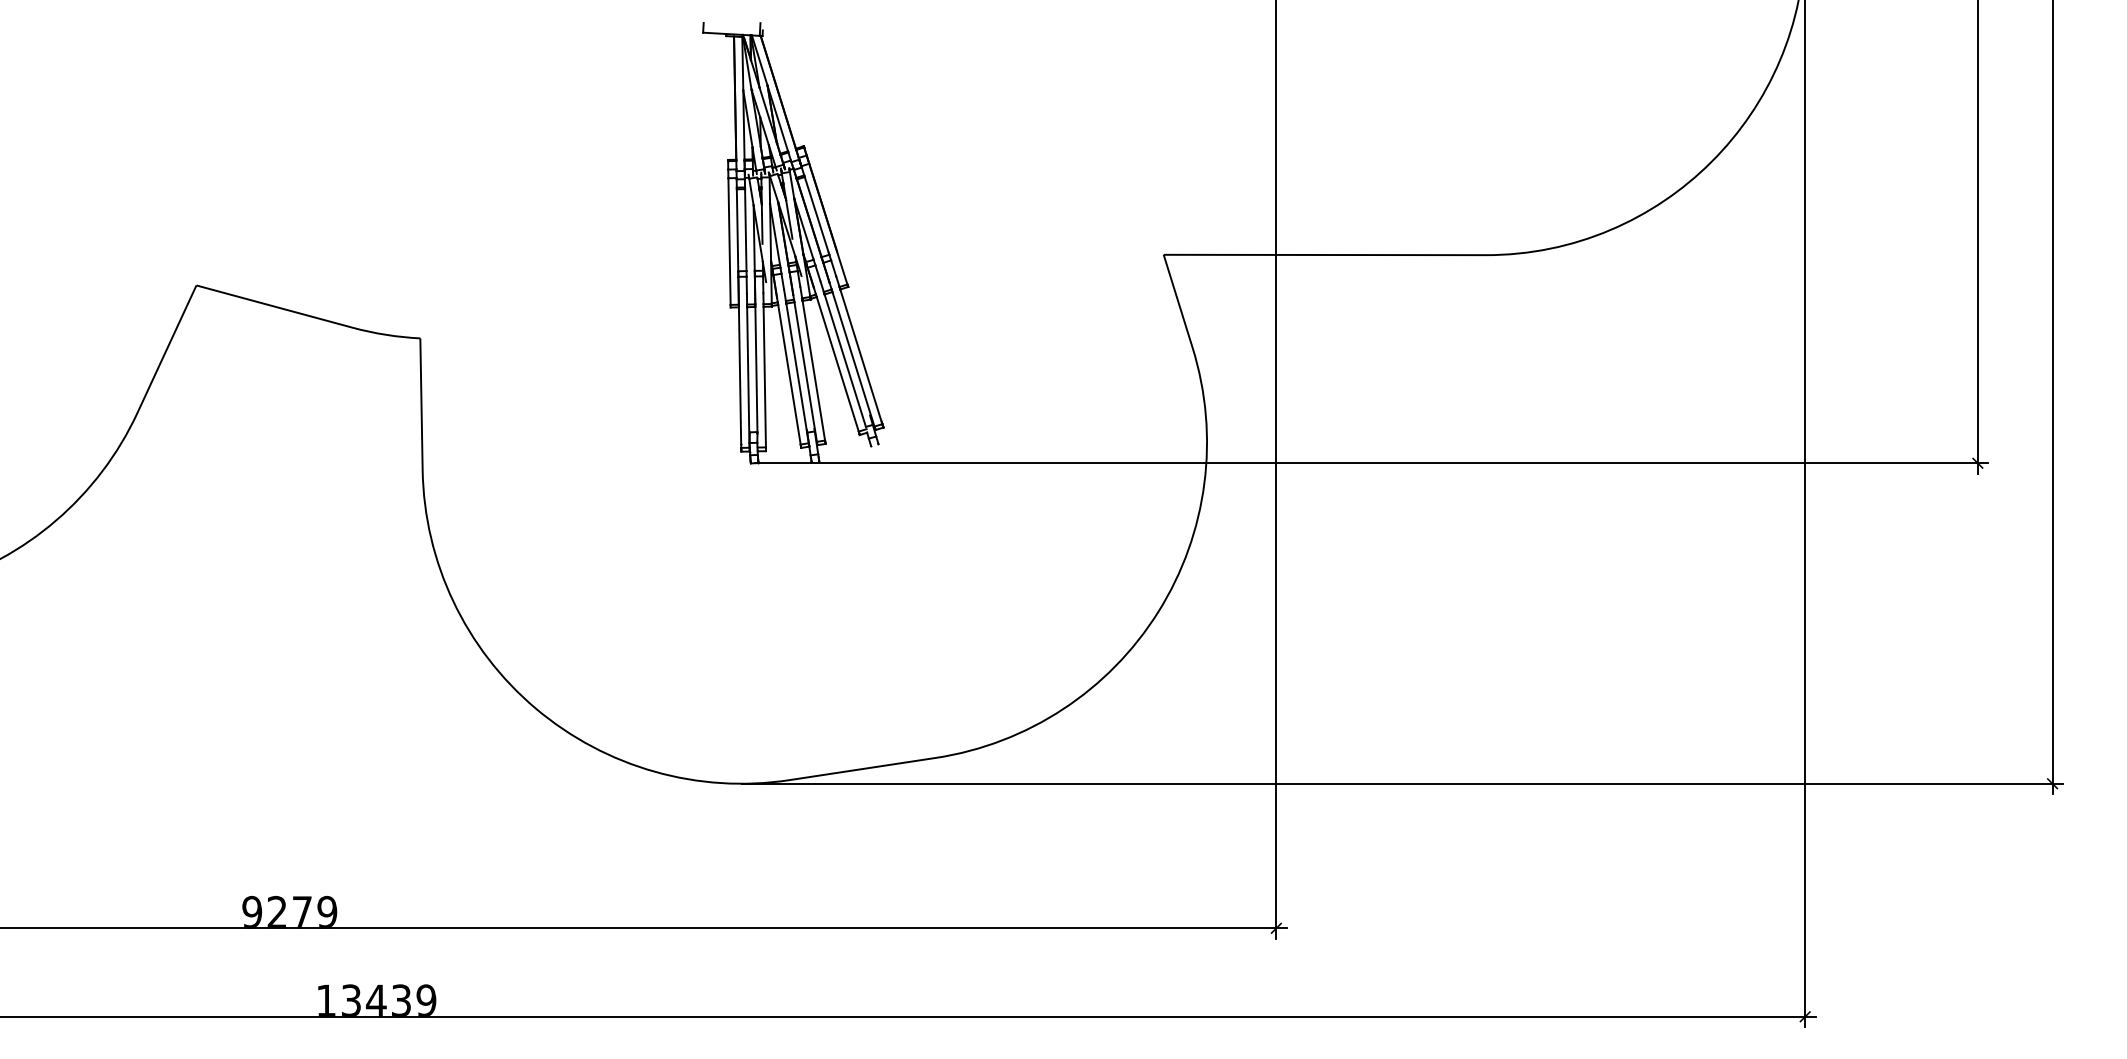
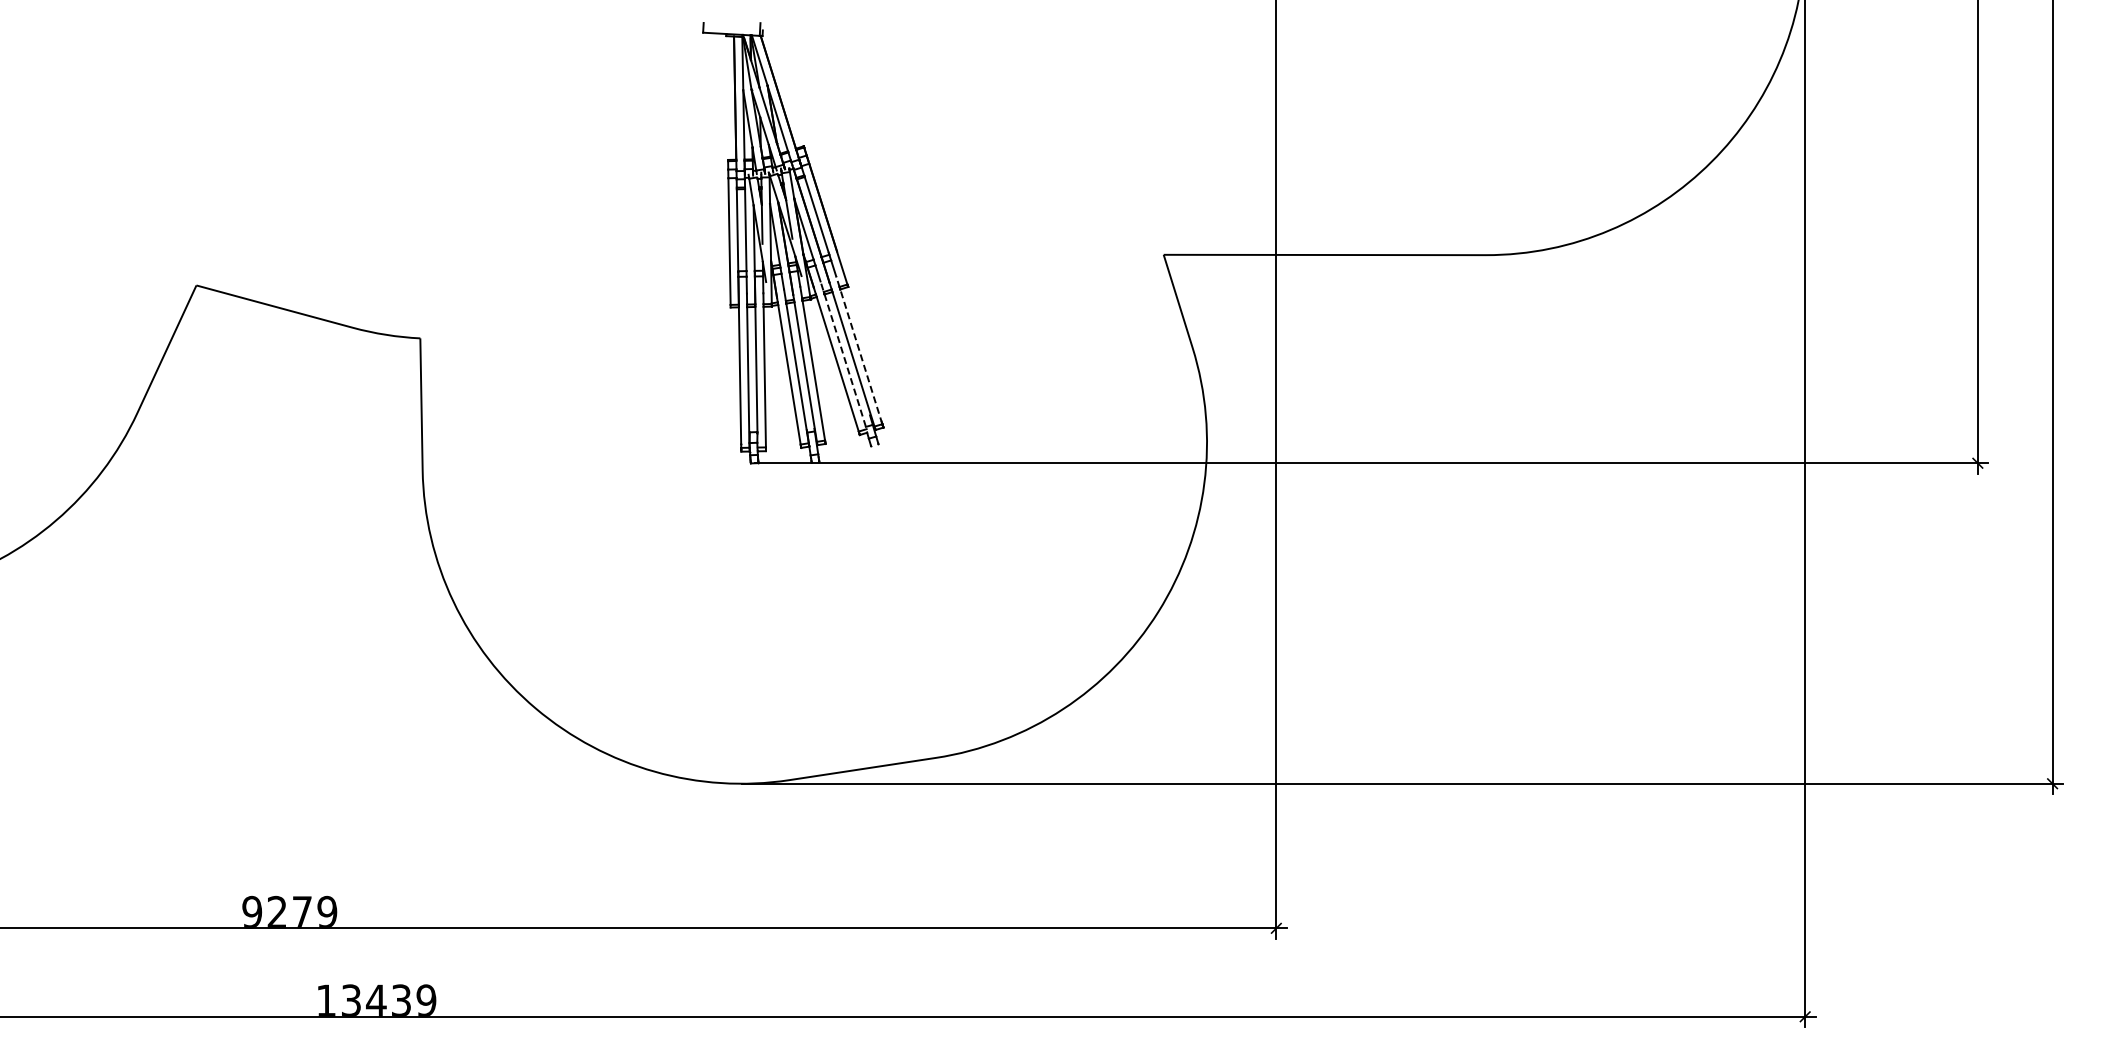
line: solid -> dashed (859, 349)
line: solid -> dashed (843, 353)
